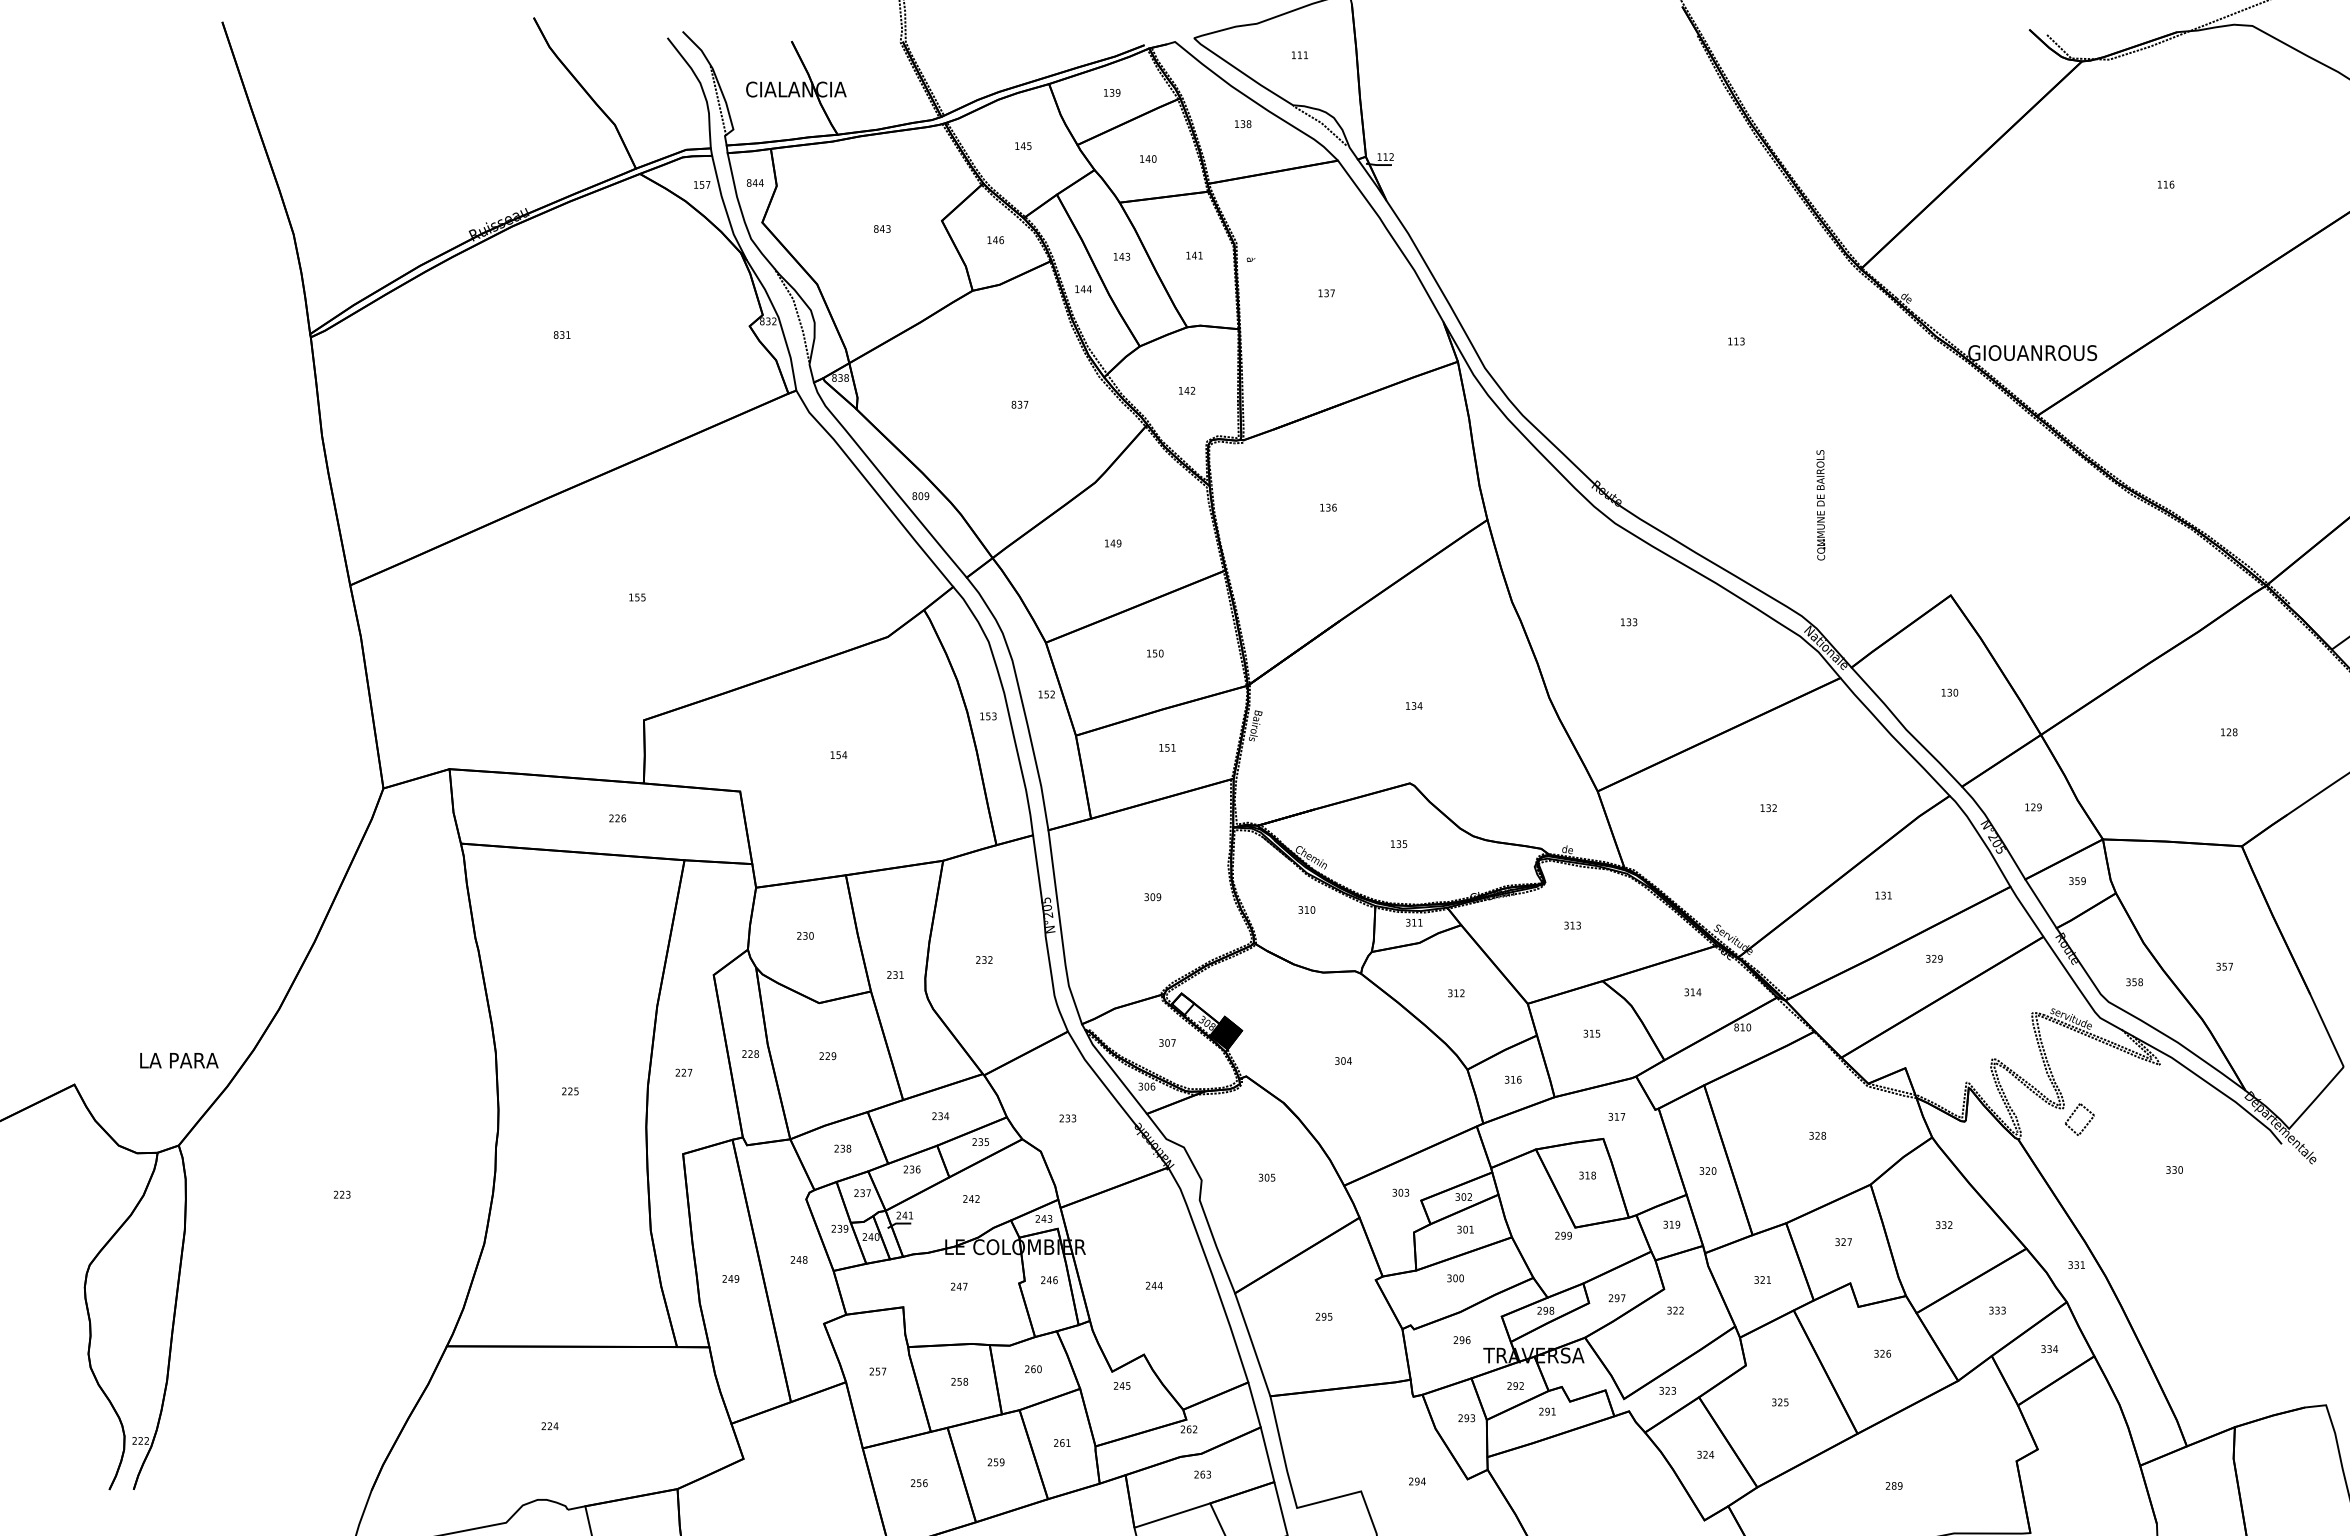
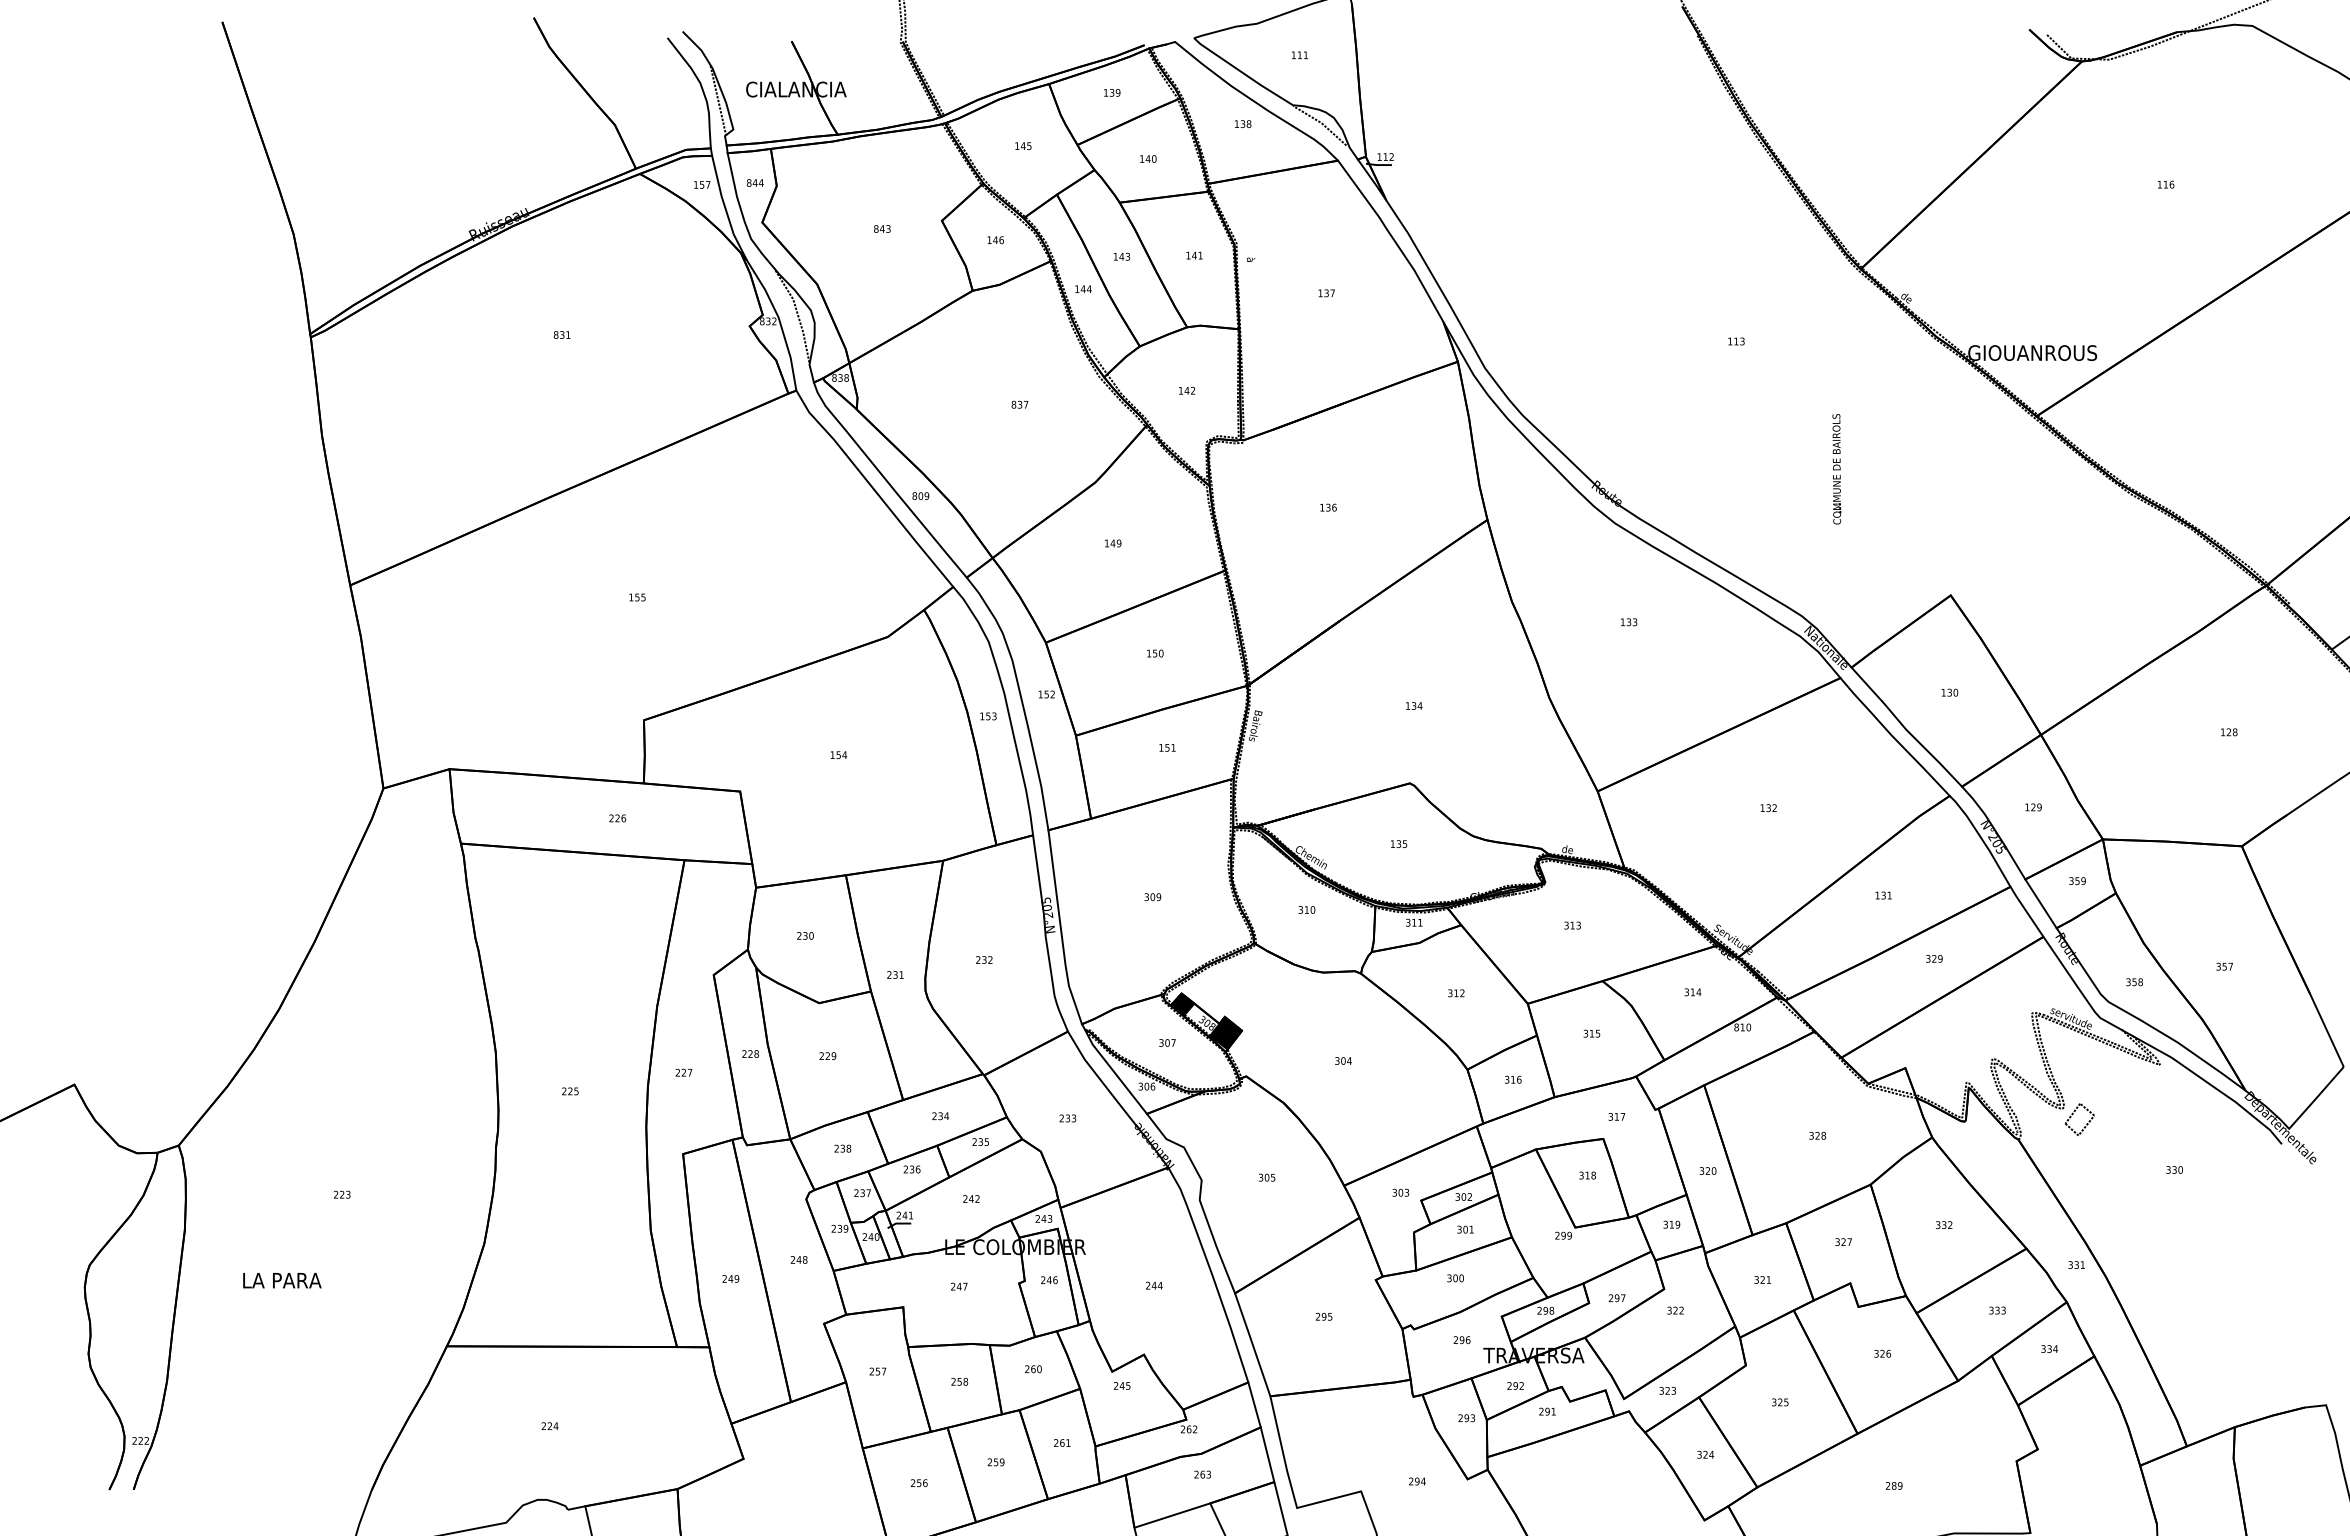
part position: (1820, 505) -> (1836, 469) (1836, 469)
fill: none -> present (1183, 1003)
text position: (179, 1060) -> (282, 1280) (282, 1280)
